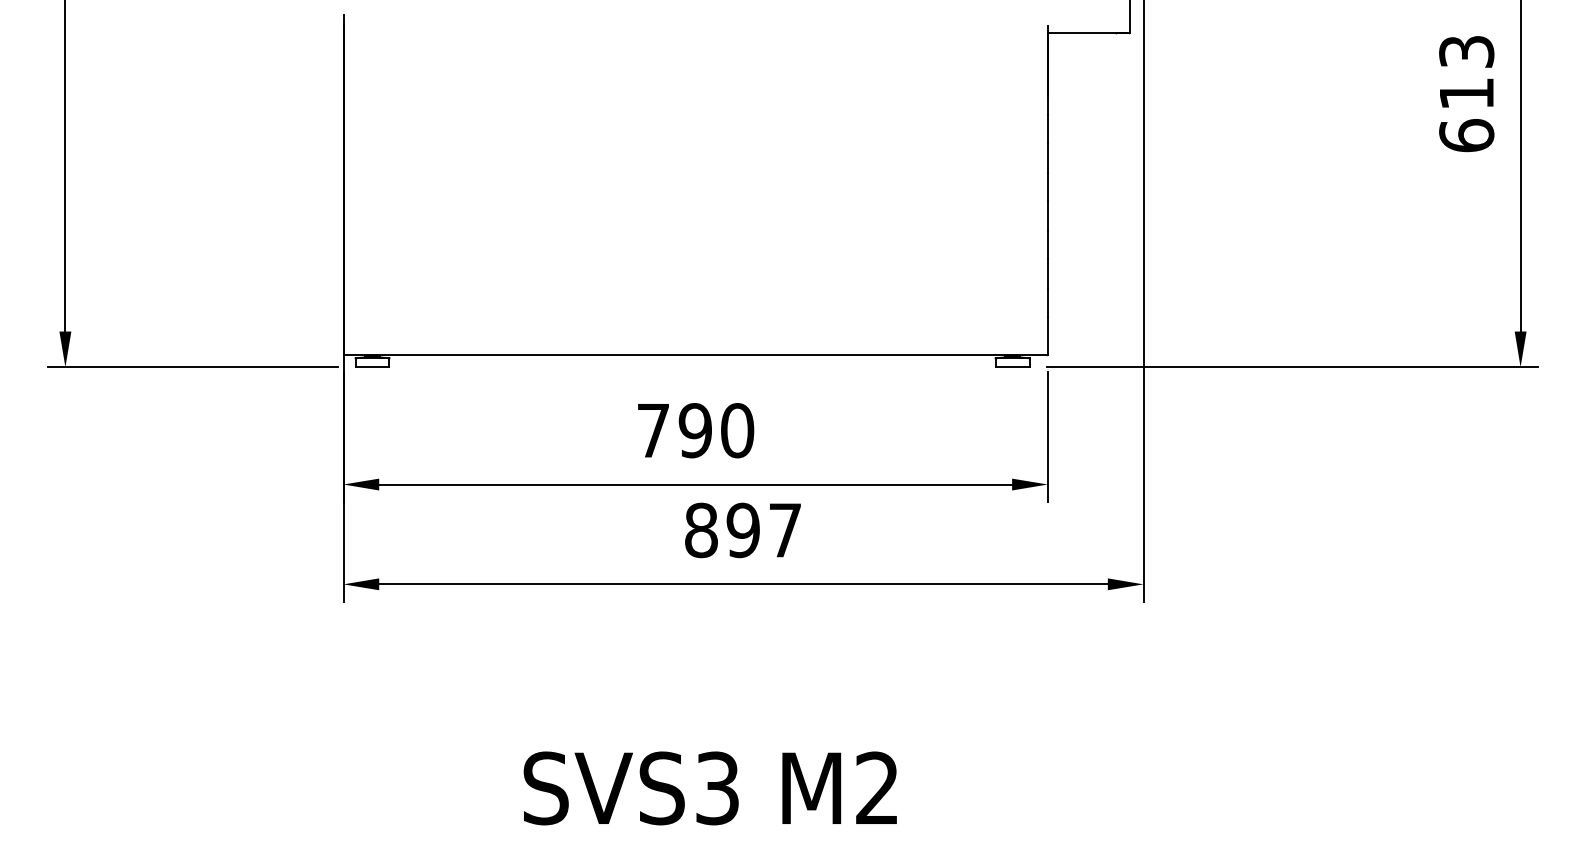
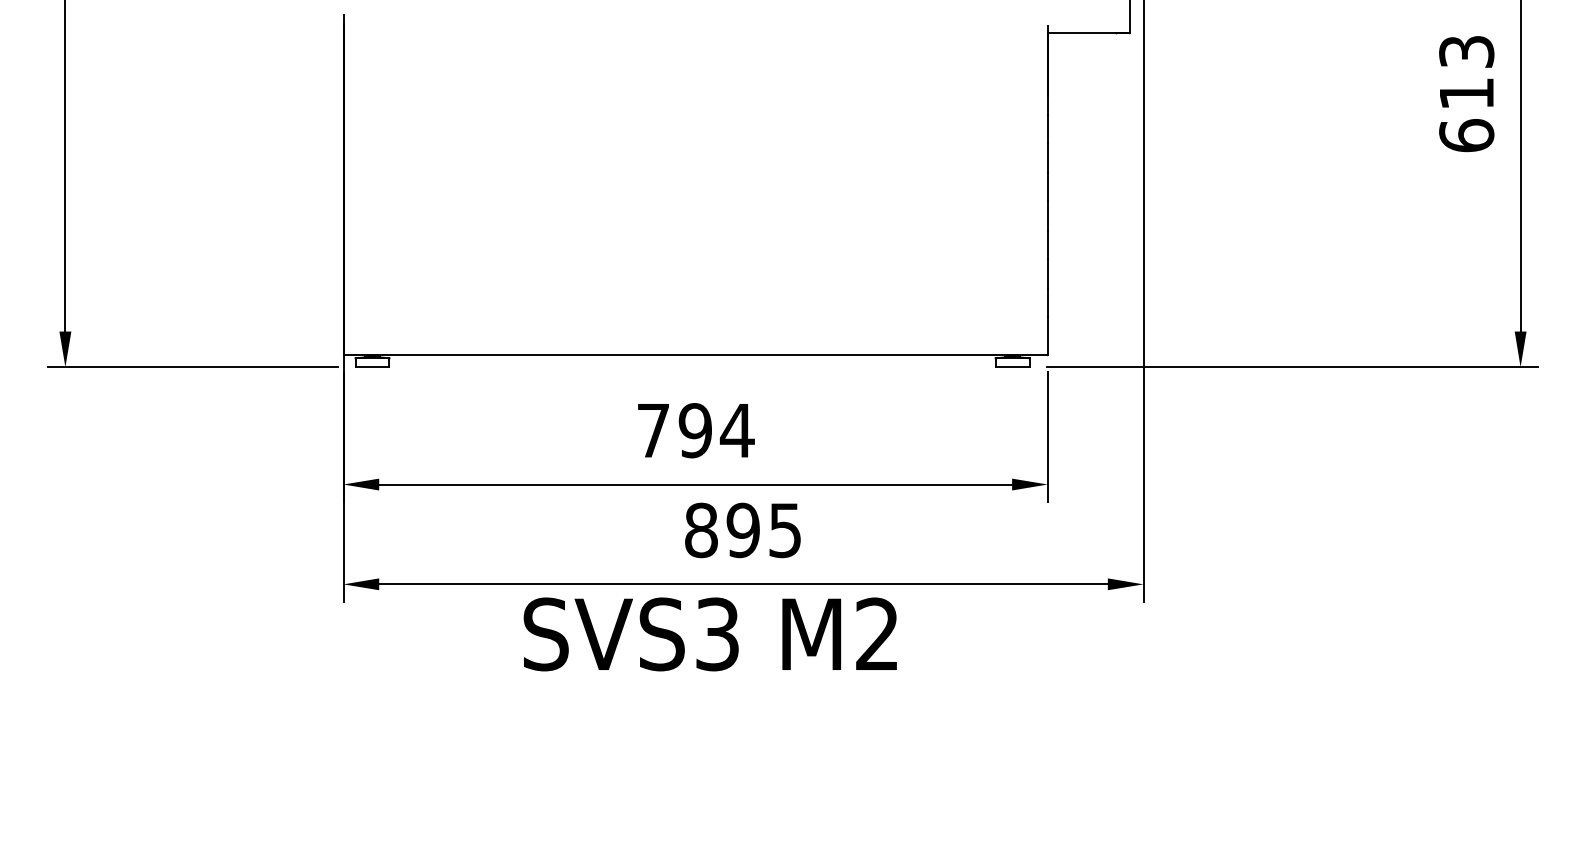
text: 790 -> 794 (736, 430)
text: 897 -> 895 (784, 530)
text position: (709, 788) -> (709, 634) (709, 634)
